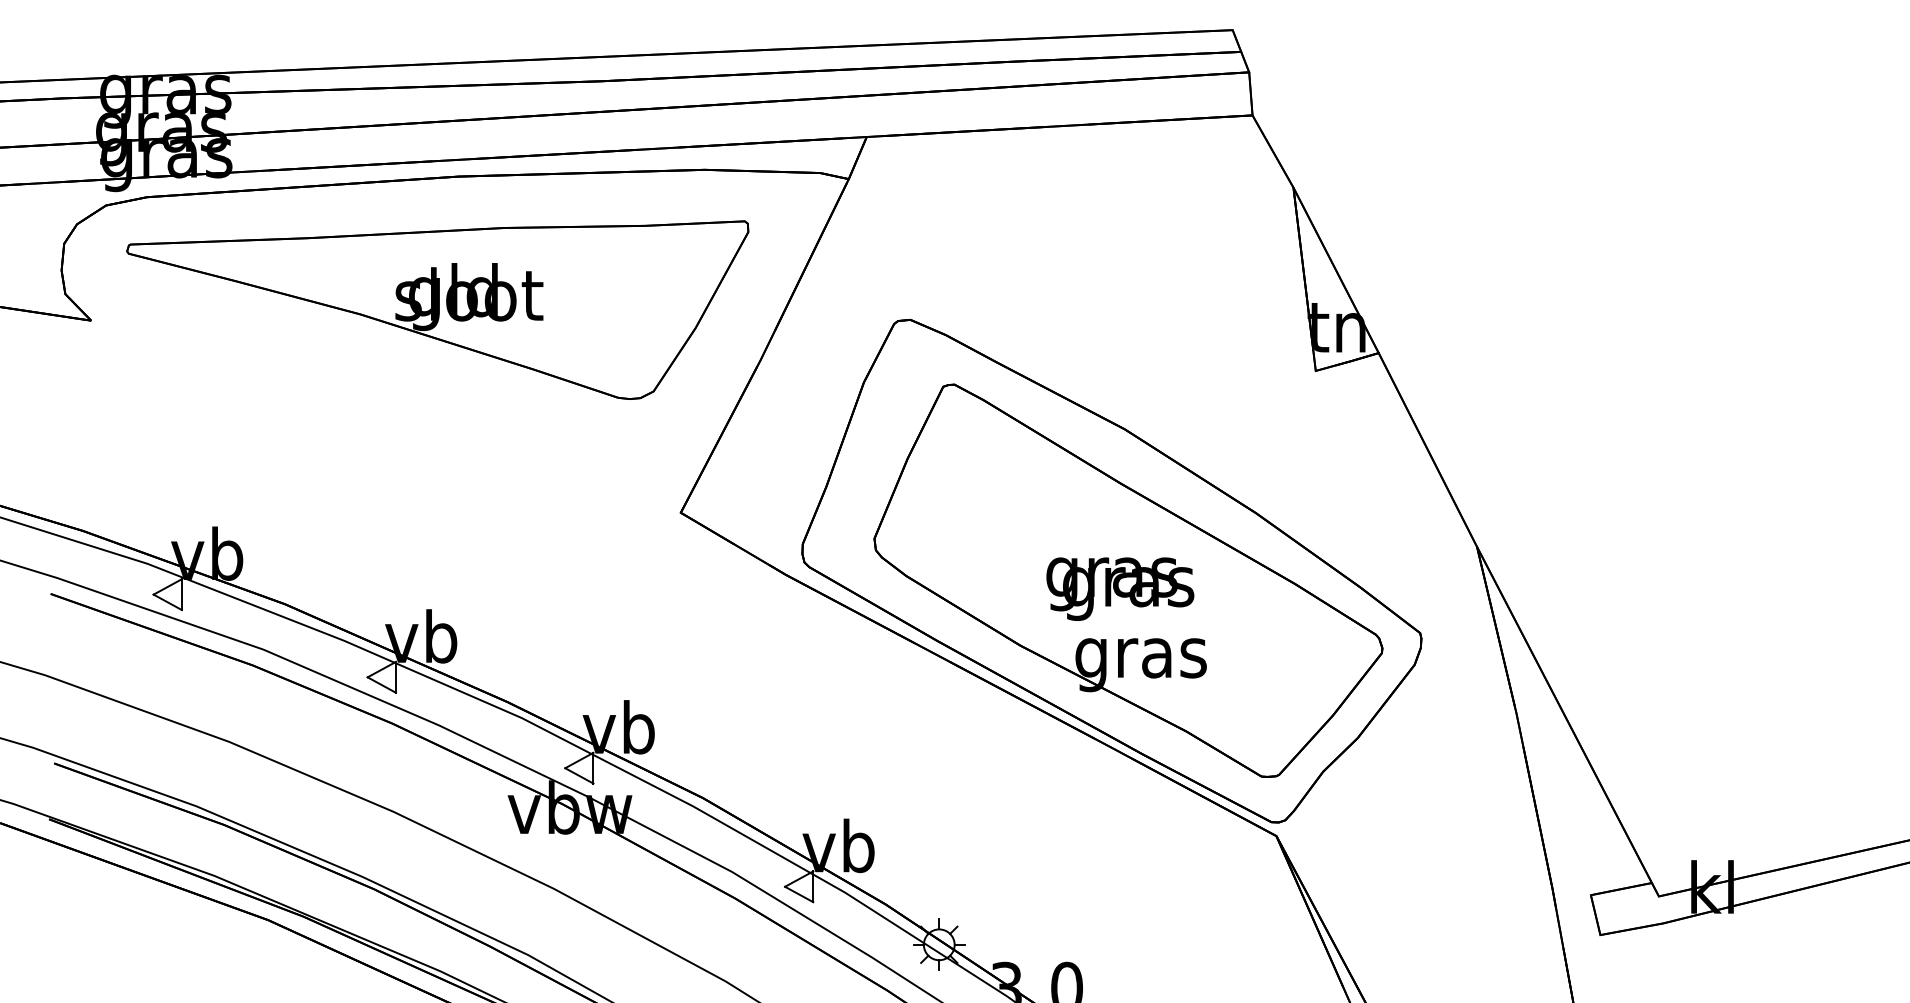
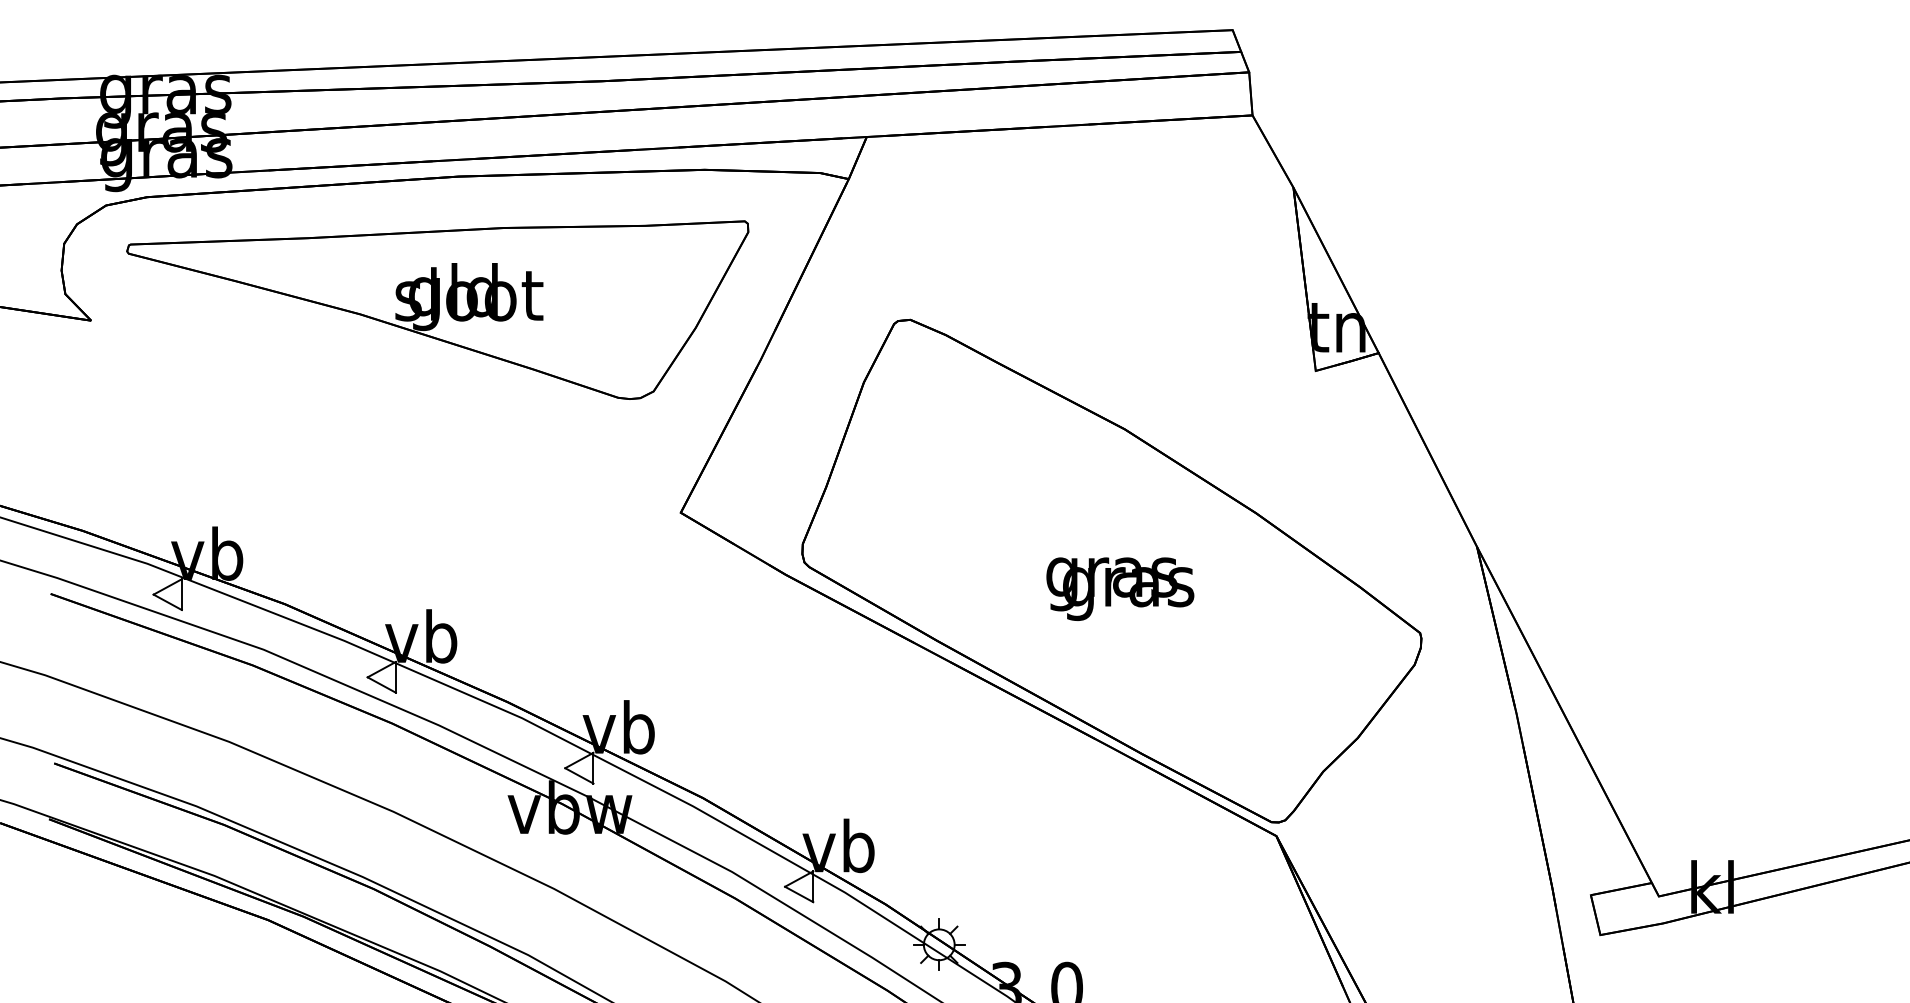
part: present -> none (1128, 580)
